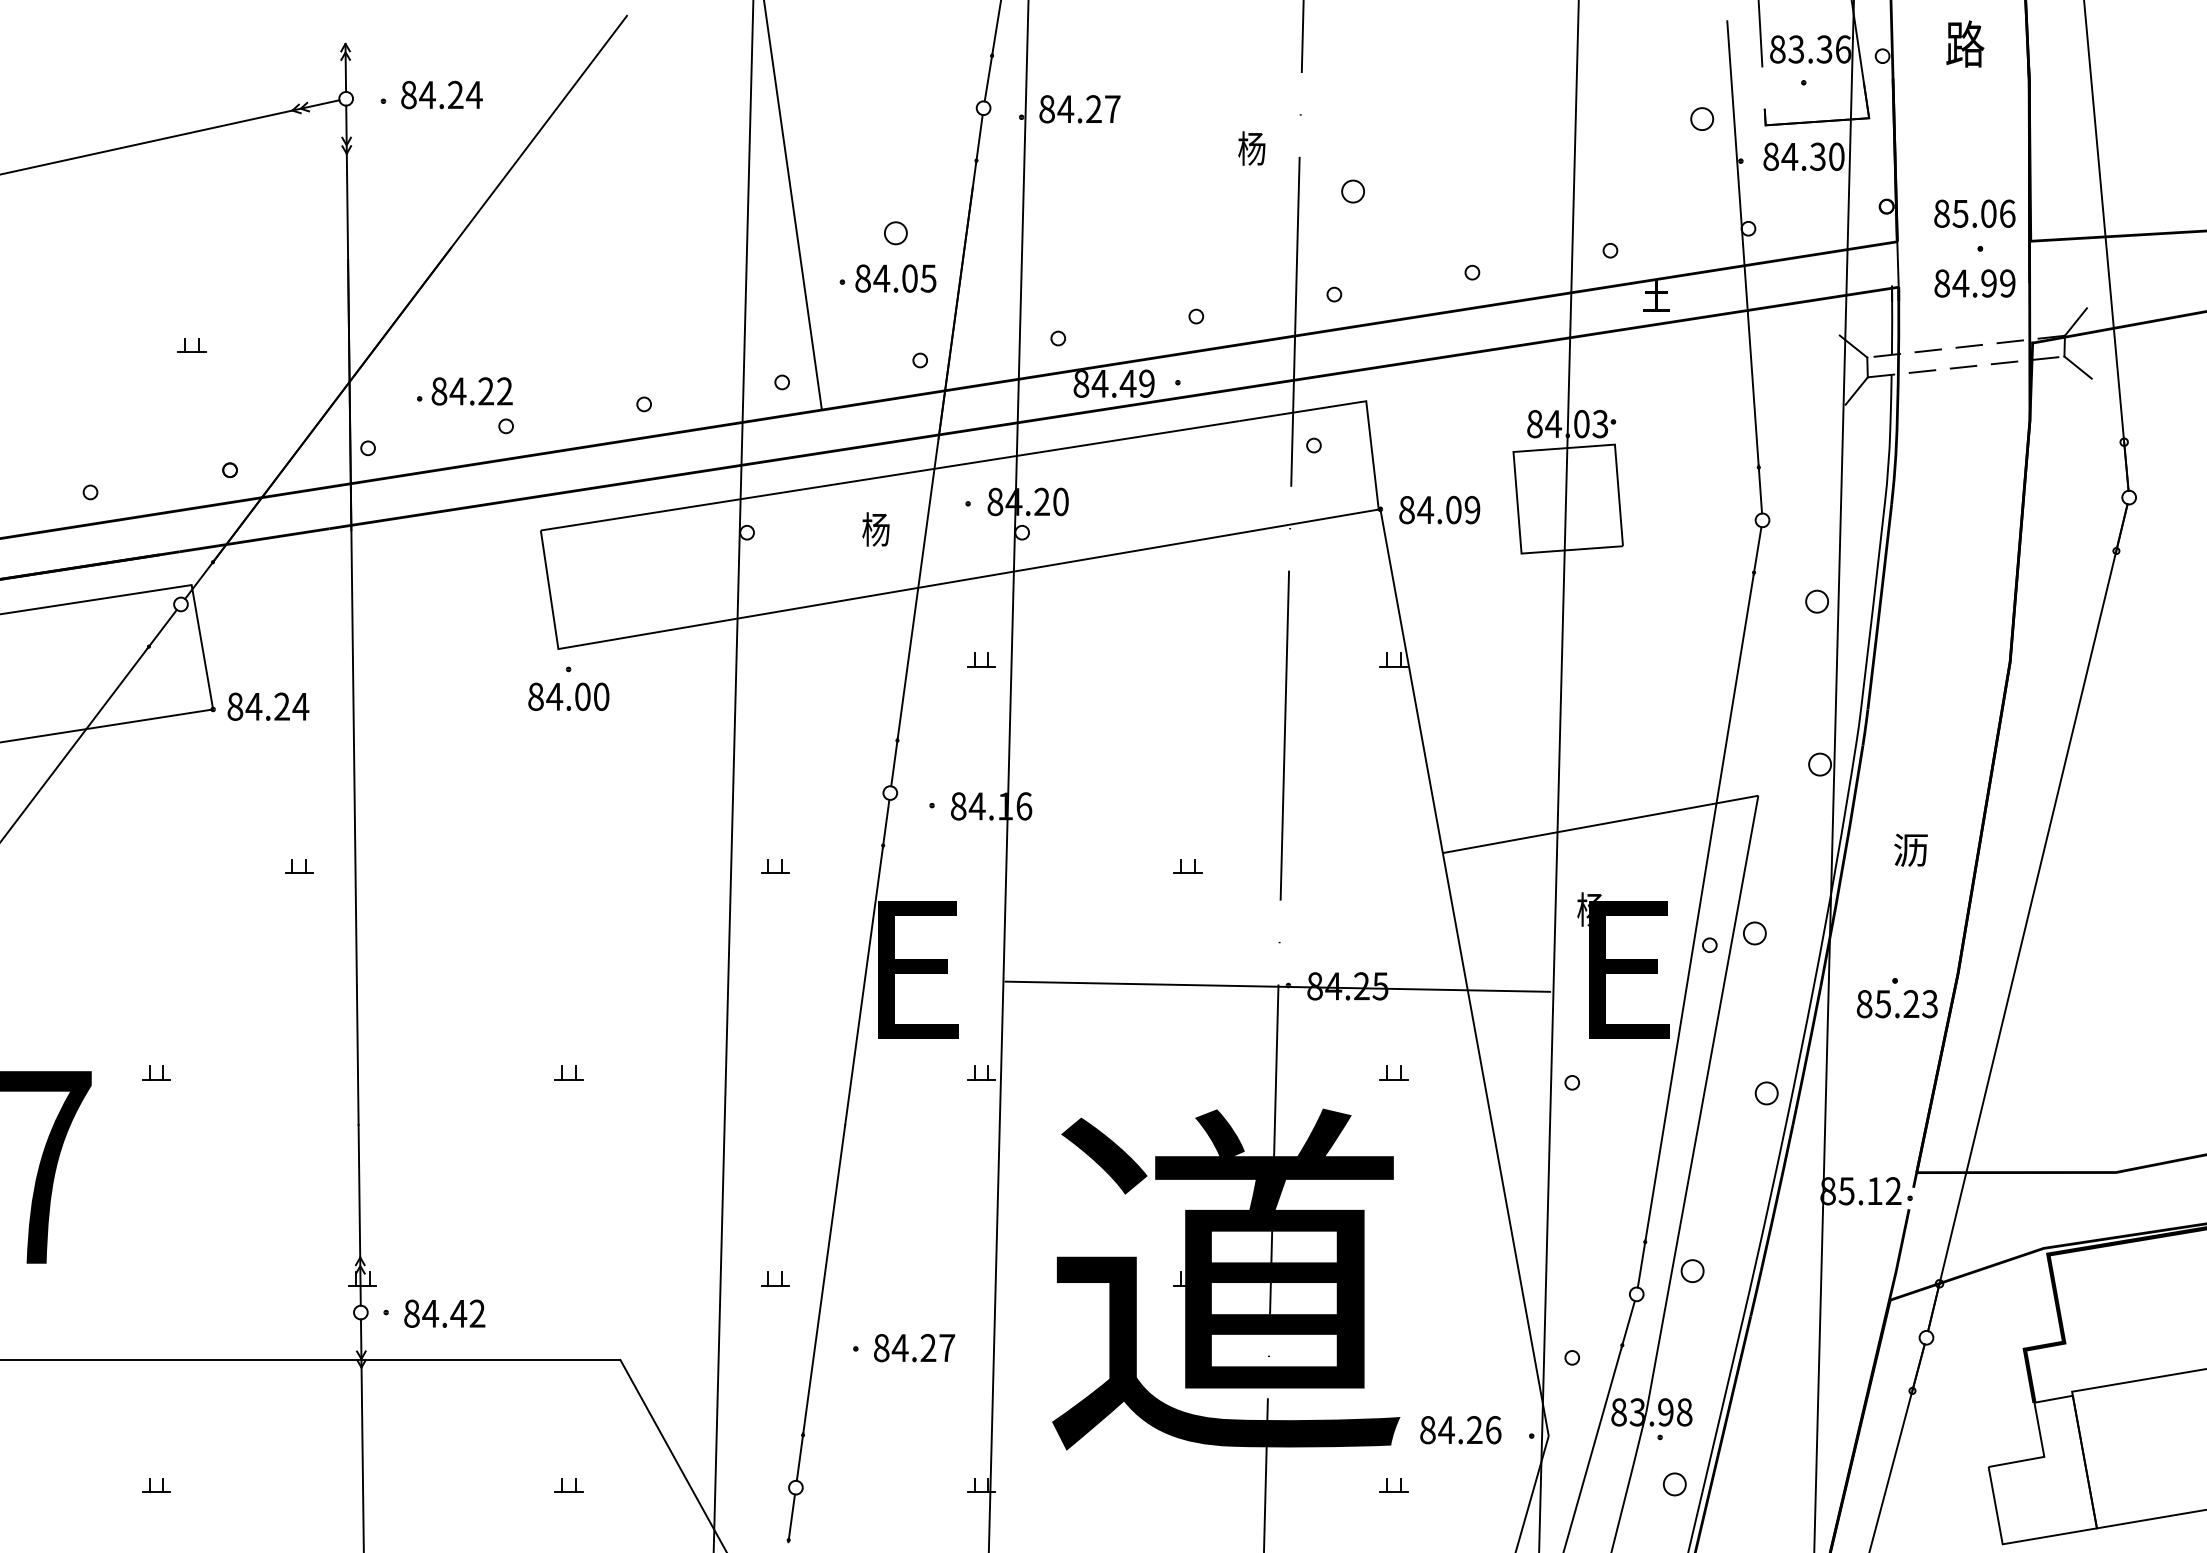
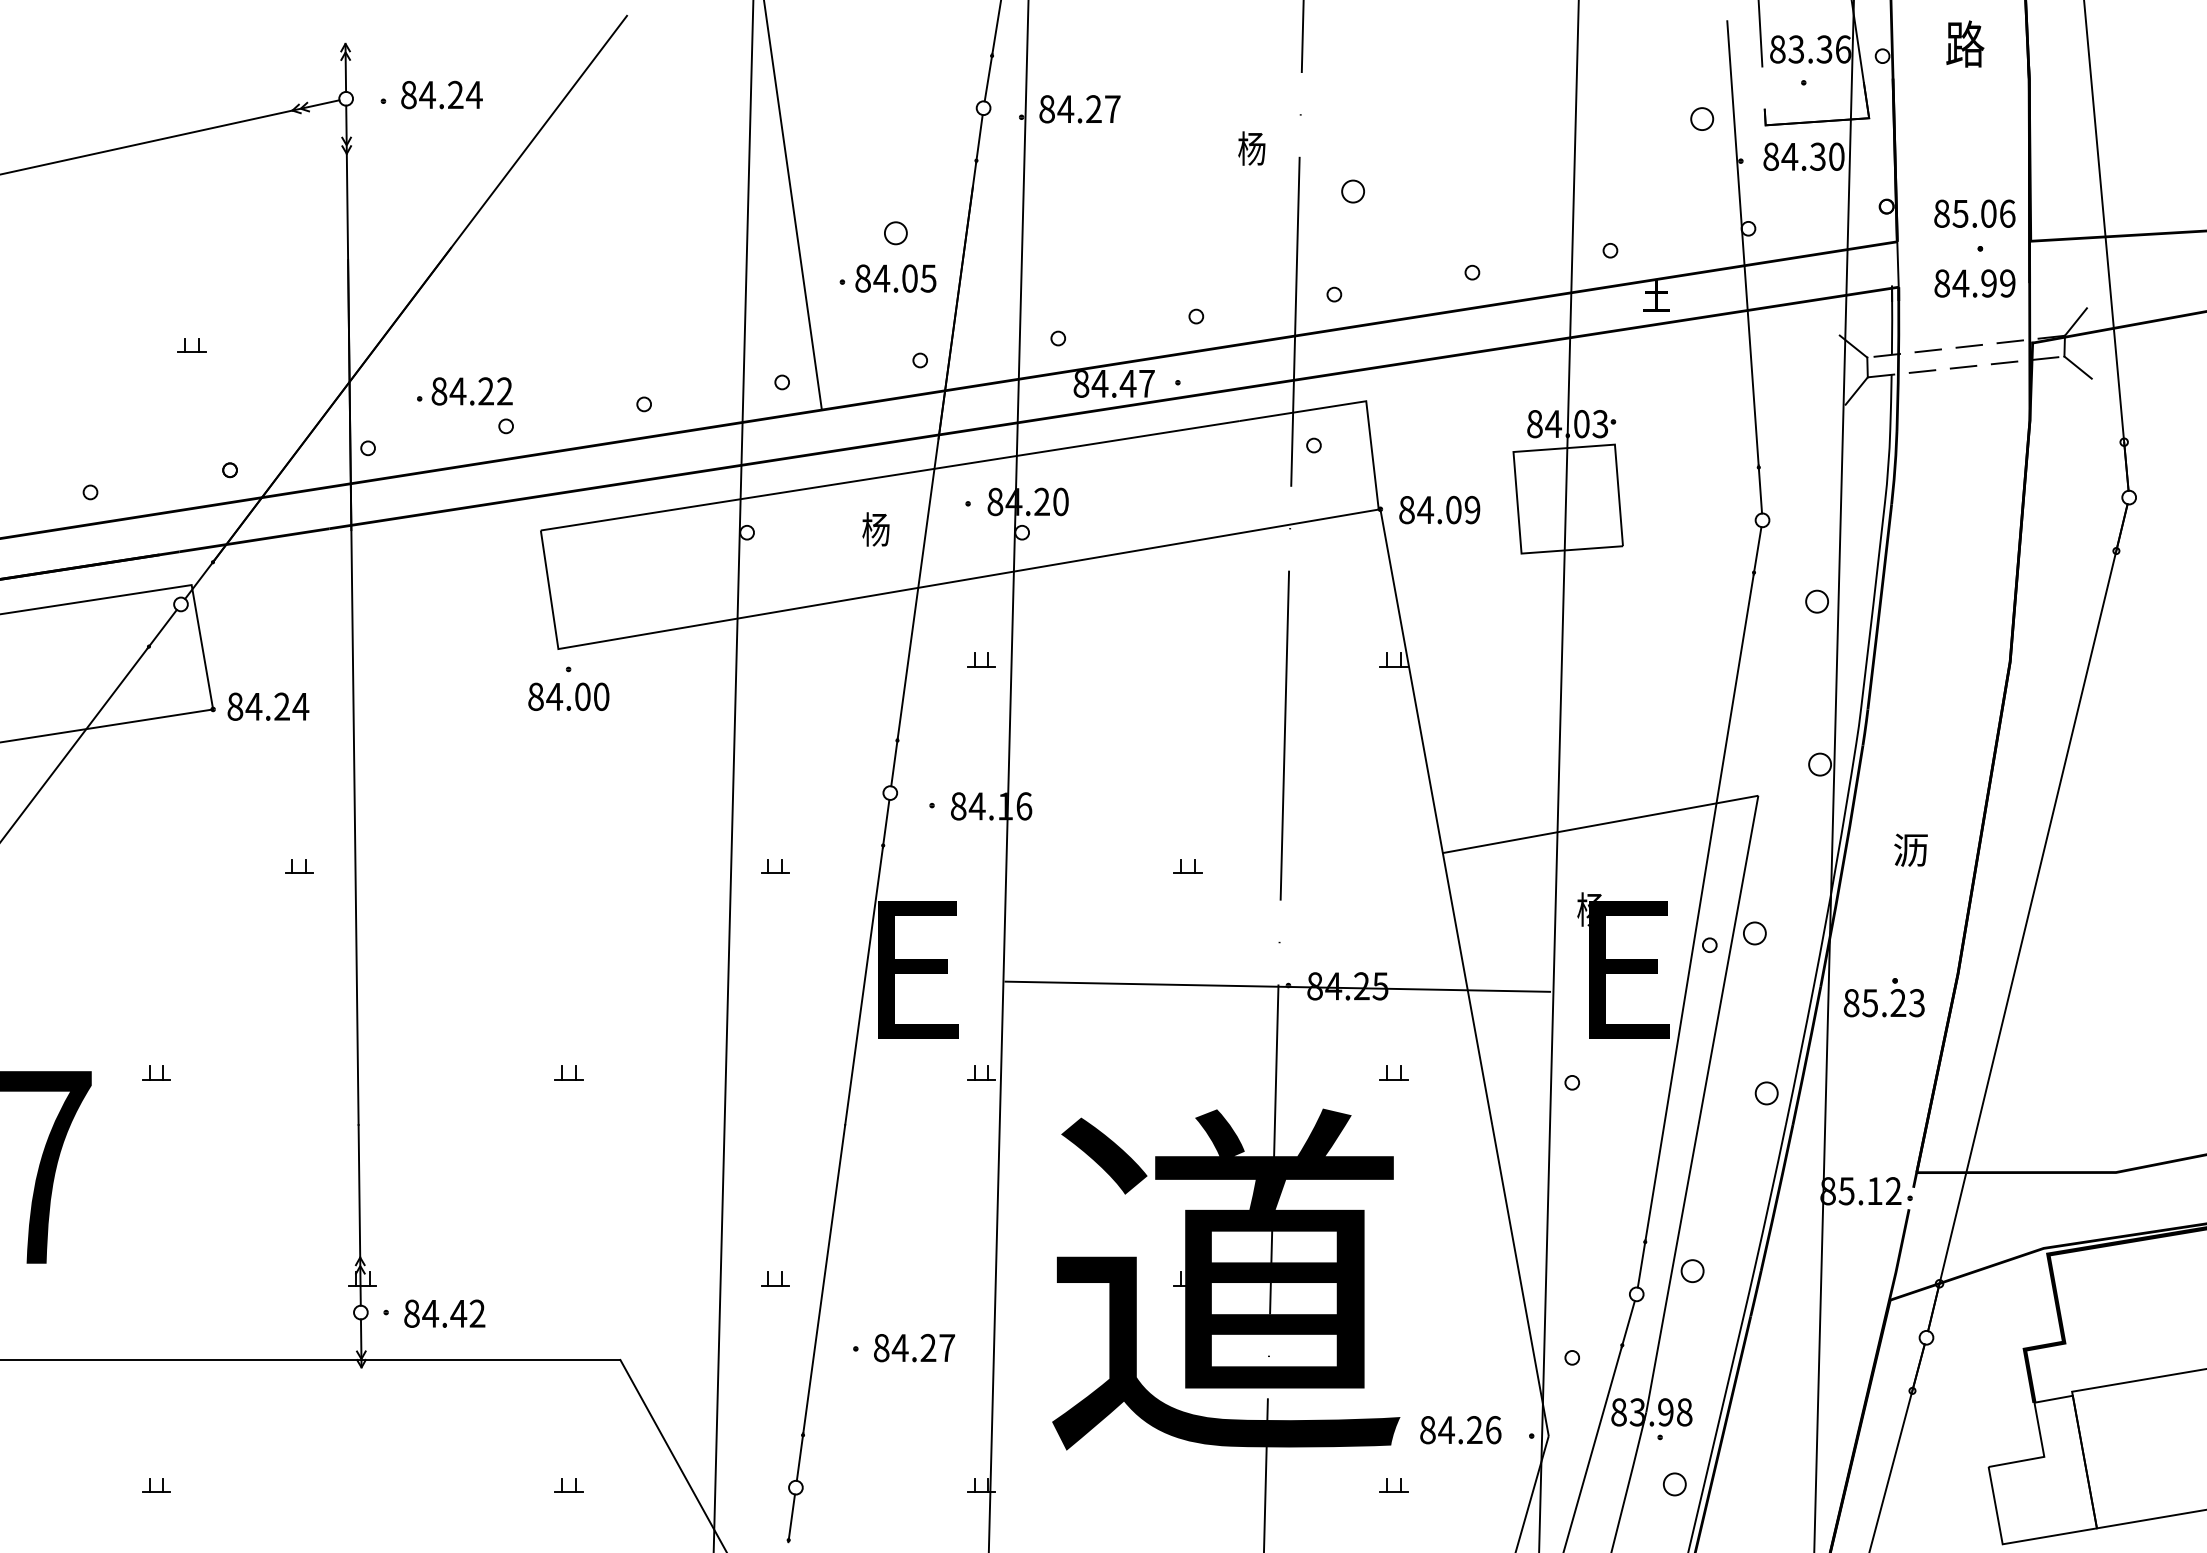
text: 84.49 -> 84.47 (1146, 383)
text position: (1897, 1004) -> (1884, 1003) (1884, 1003)
line: present -> none (362, 1458)
